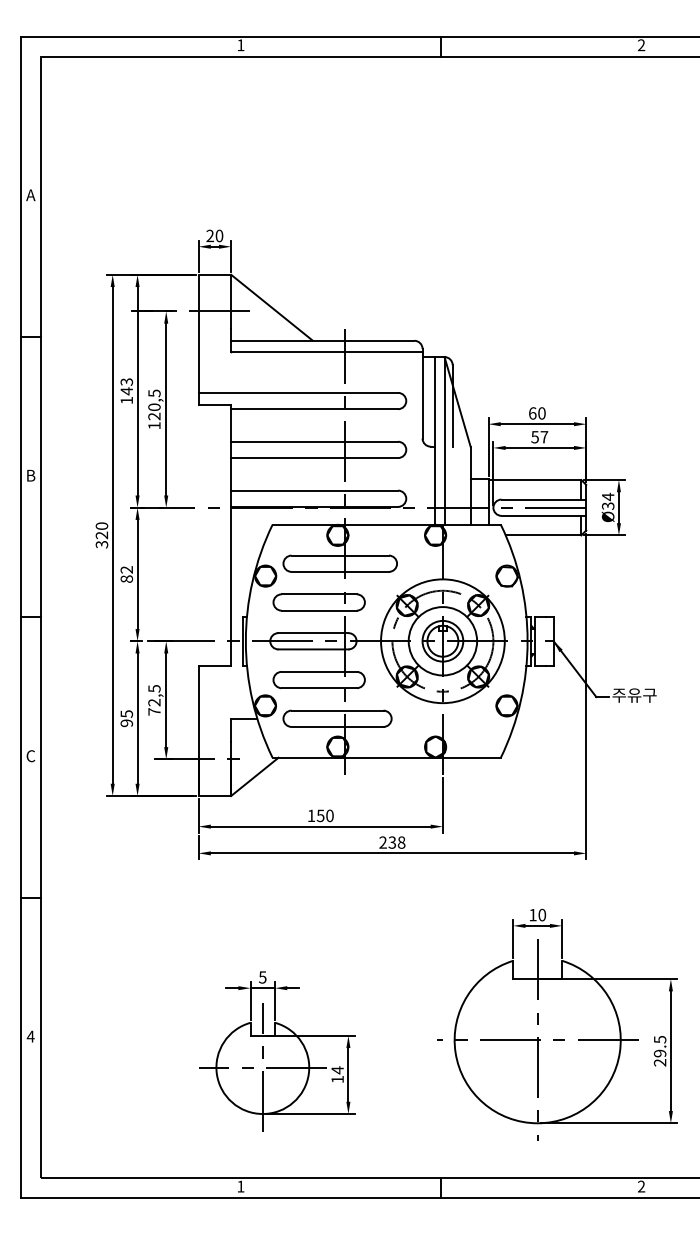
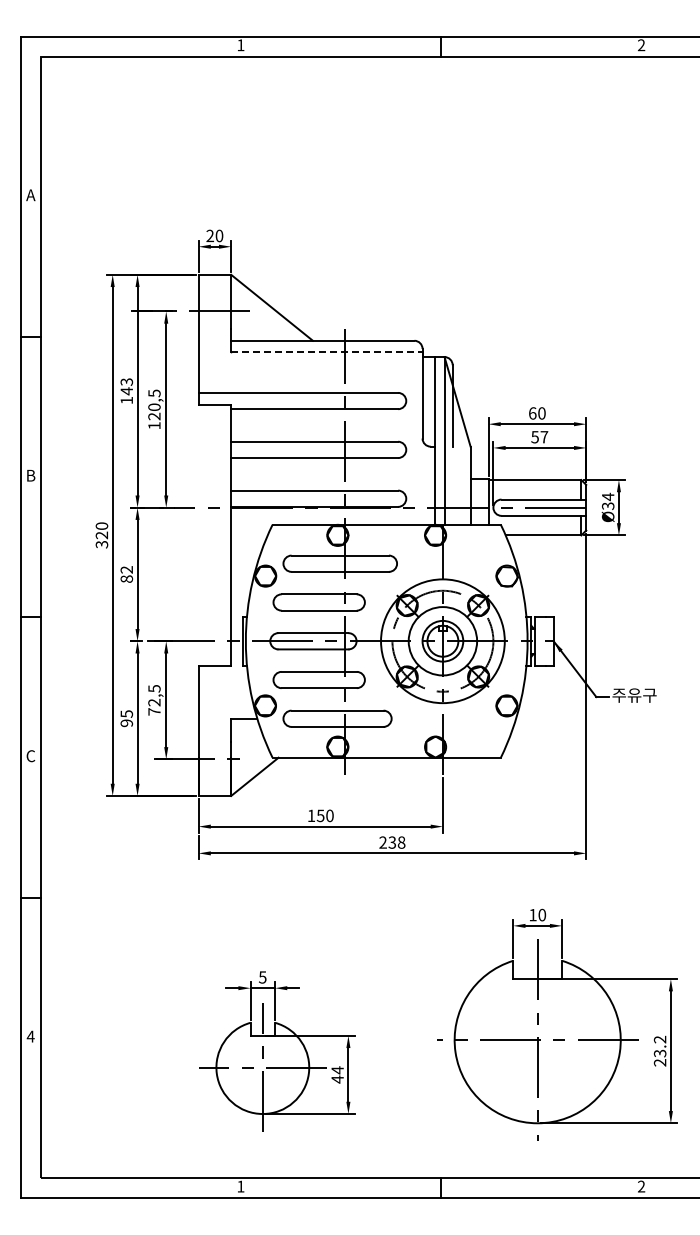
line: solid -> dashed (326, 352)
text: 29.5 -> 23.2 (659, 1046)
text: 14 -> 44 (337, 1079)
